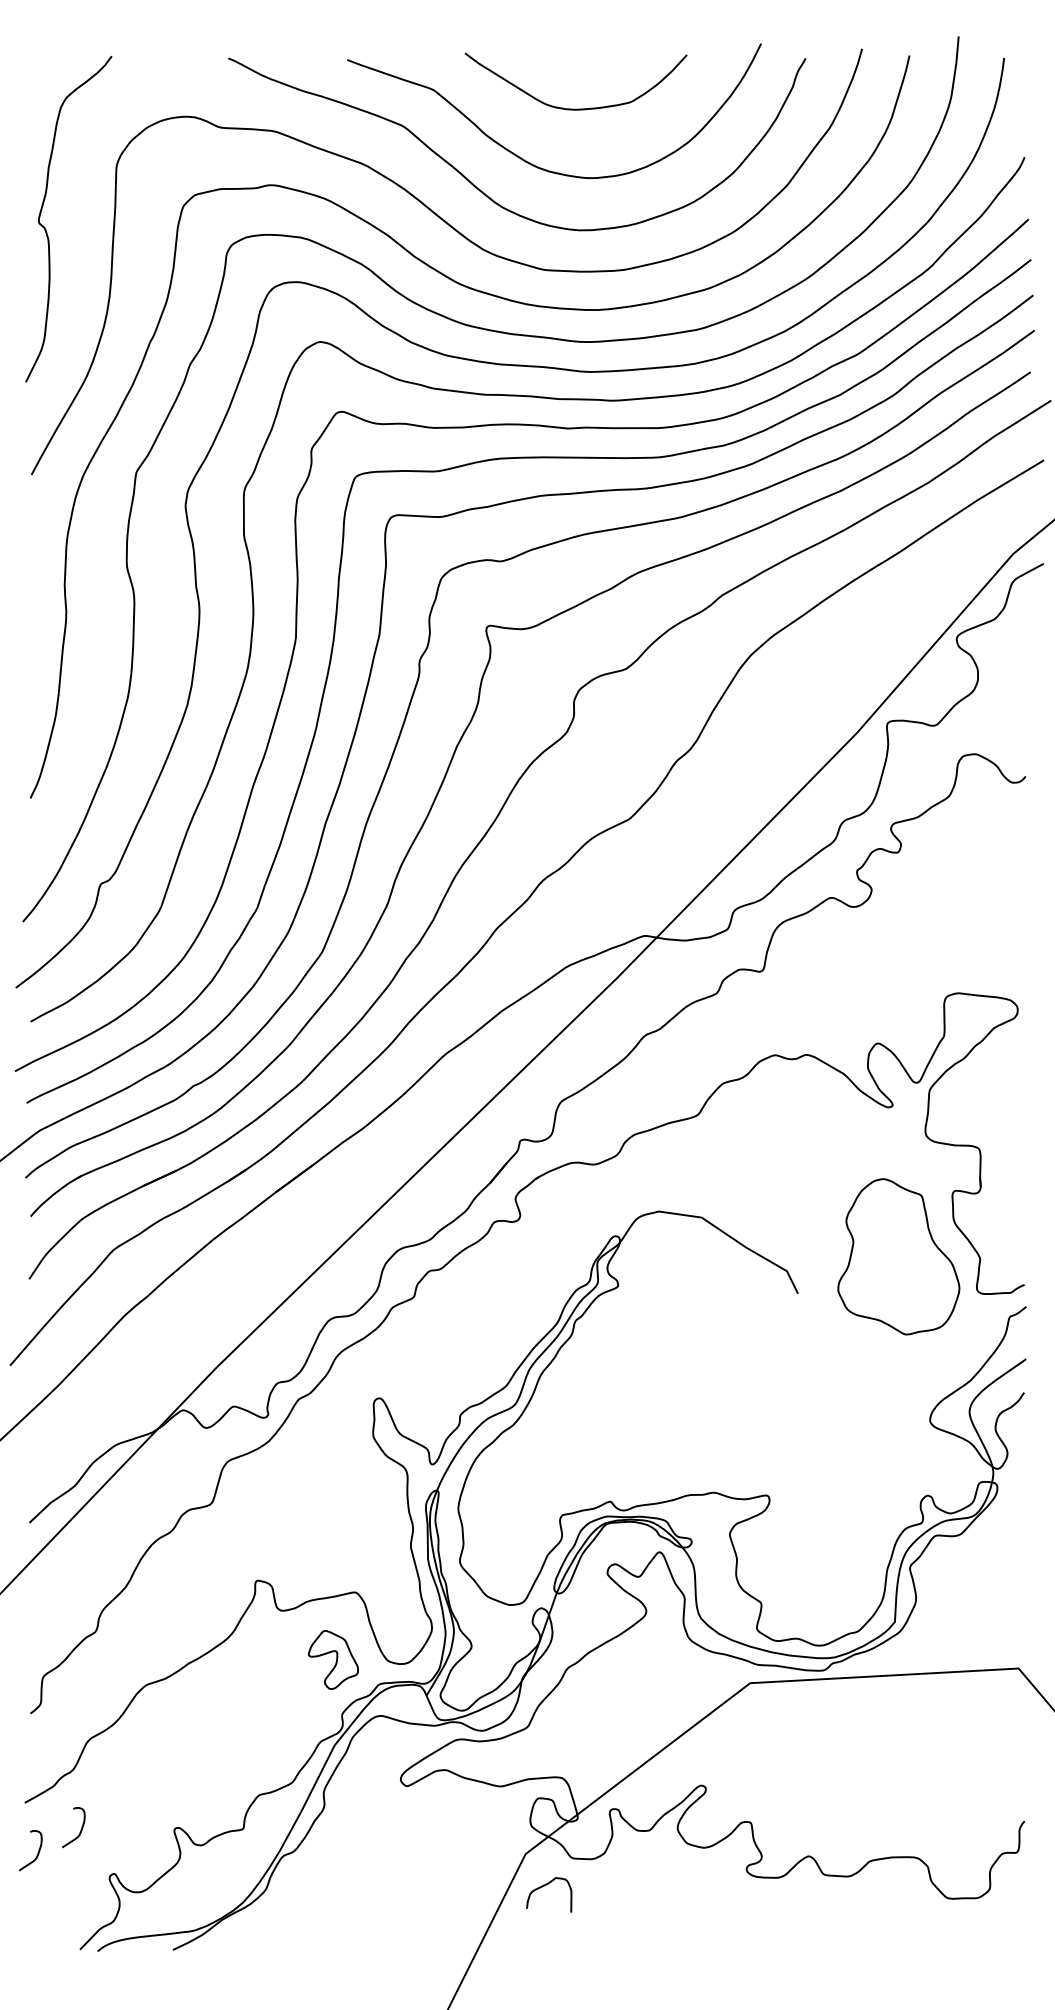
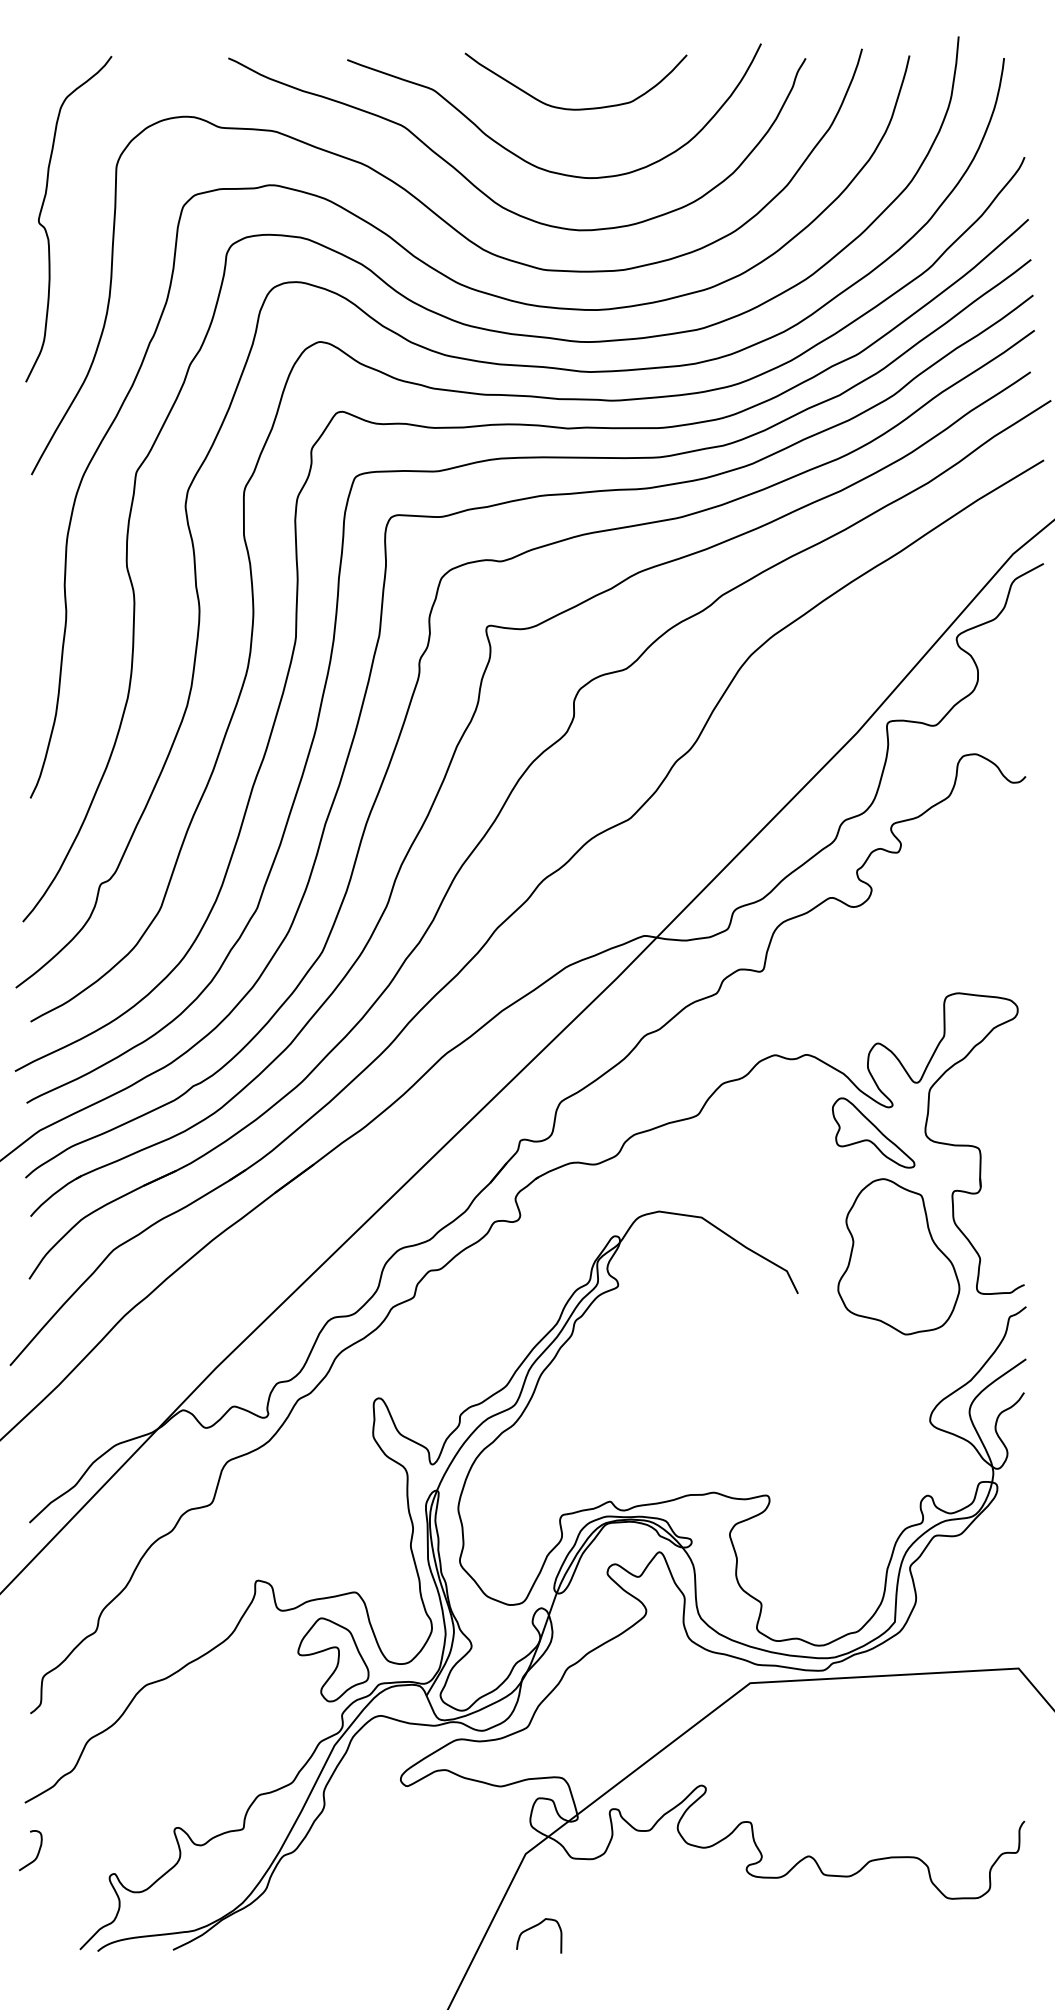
part: none -> present (873, 1132)
part size: 51x60 px -> 73x86 px (333, 1659)
curve: present -> none (80, 1829)
curve position: (544, 1886) -> (534, 1927) (534, 1927)
